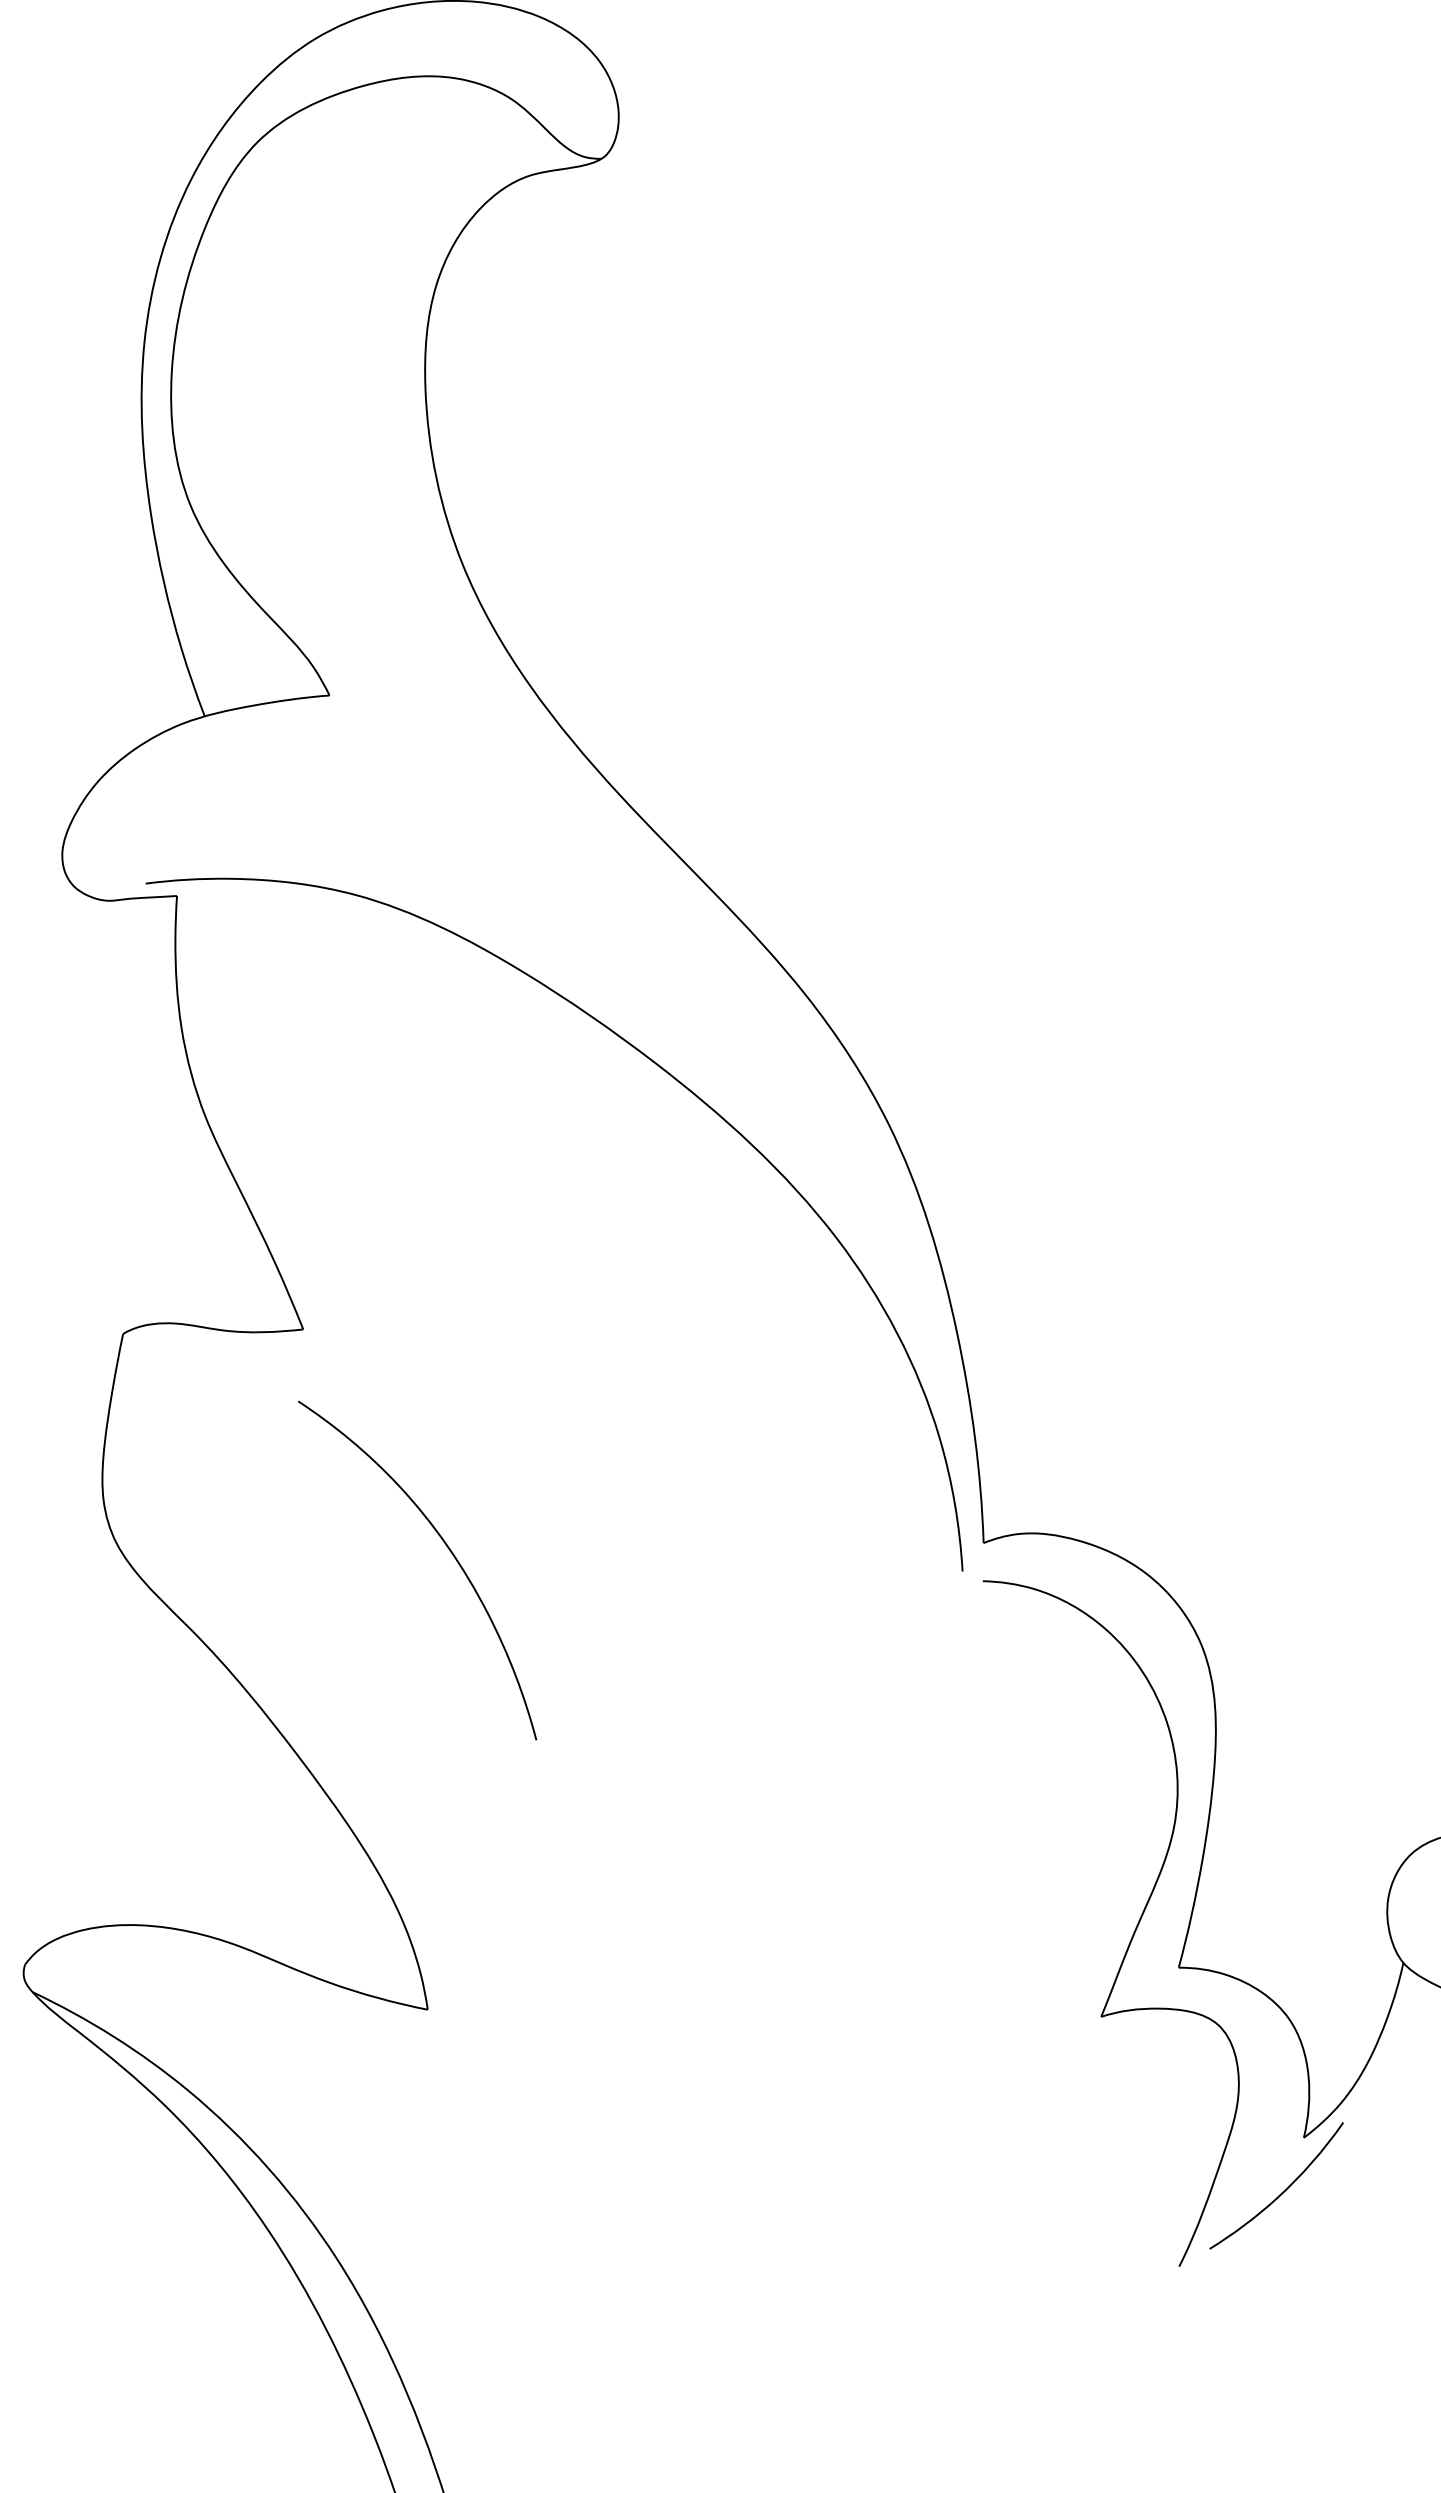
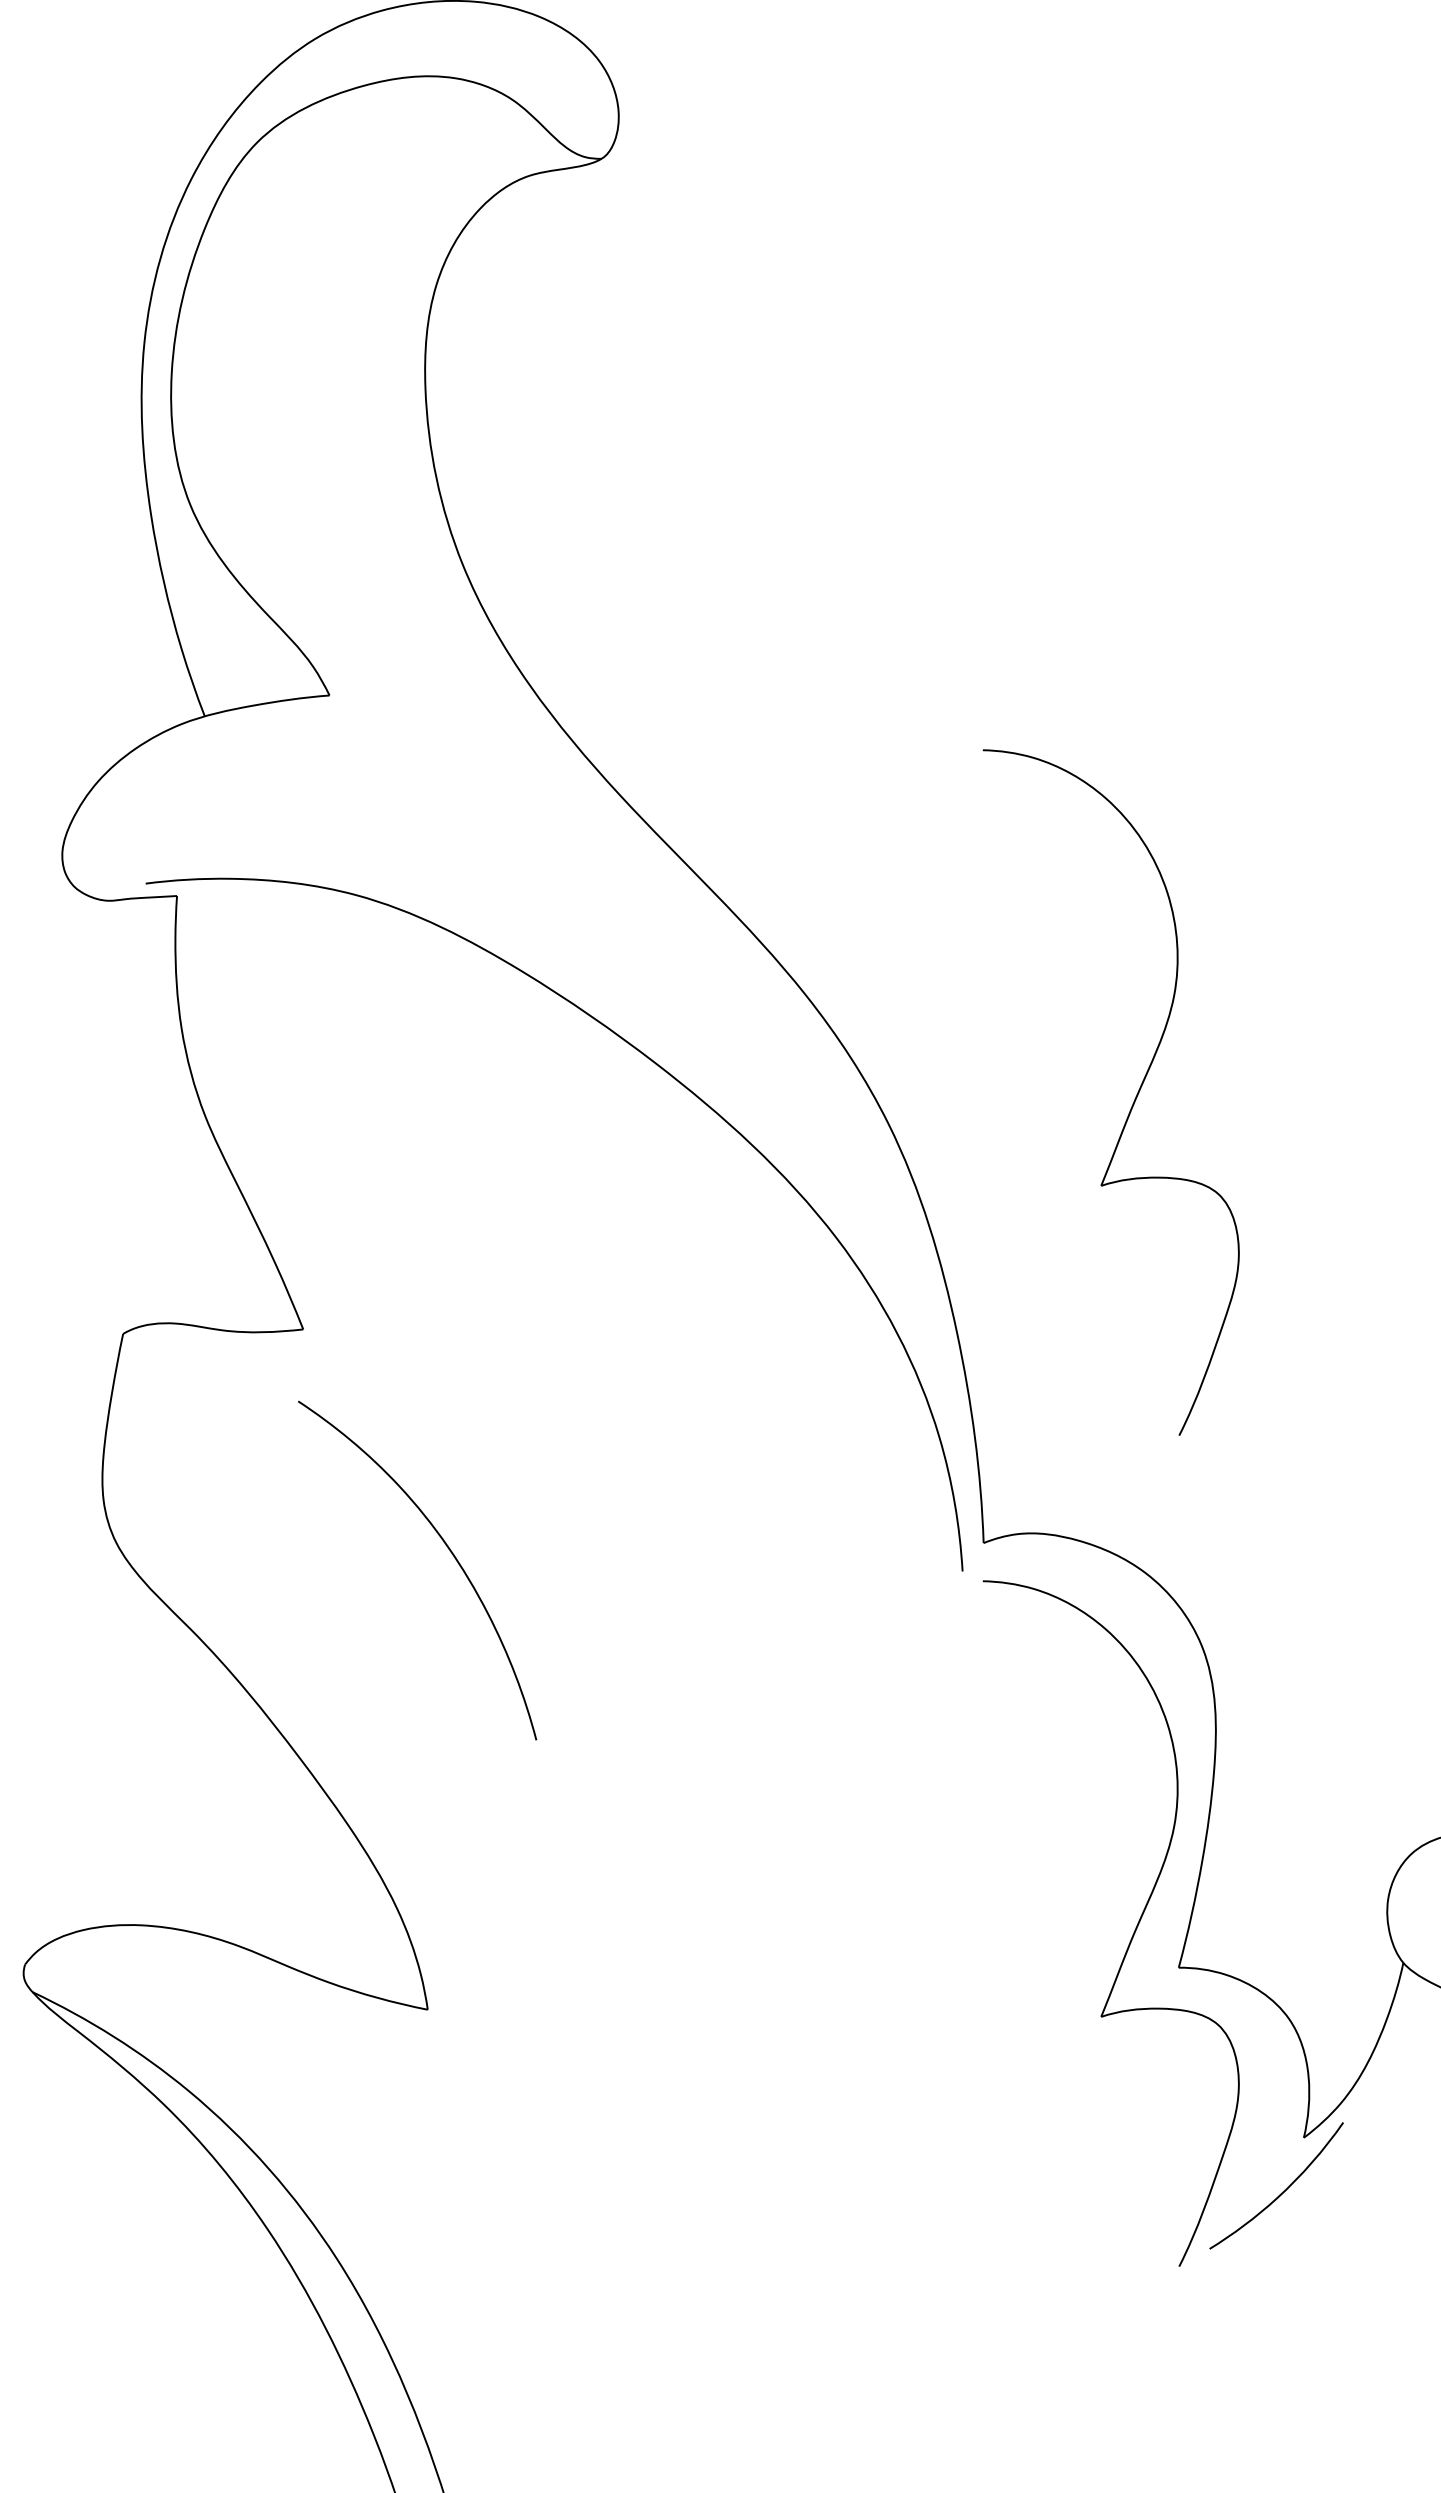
part: none -> present (1132, 1103)
